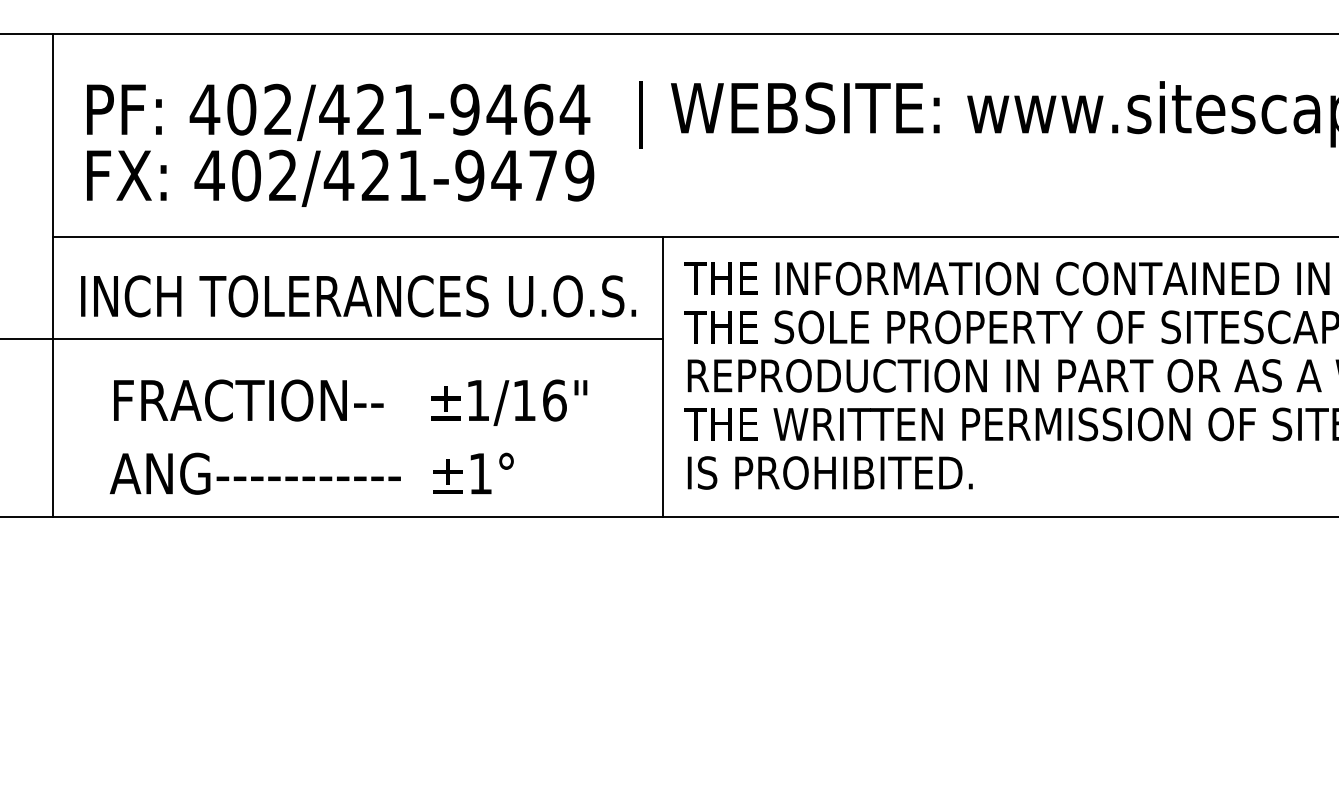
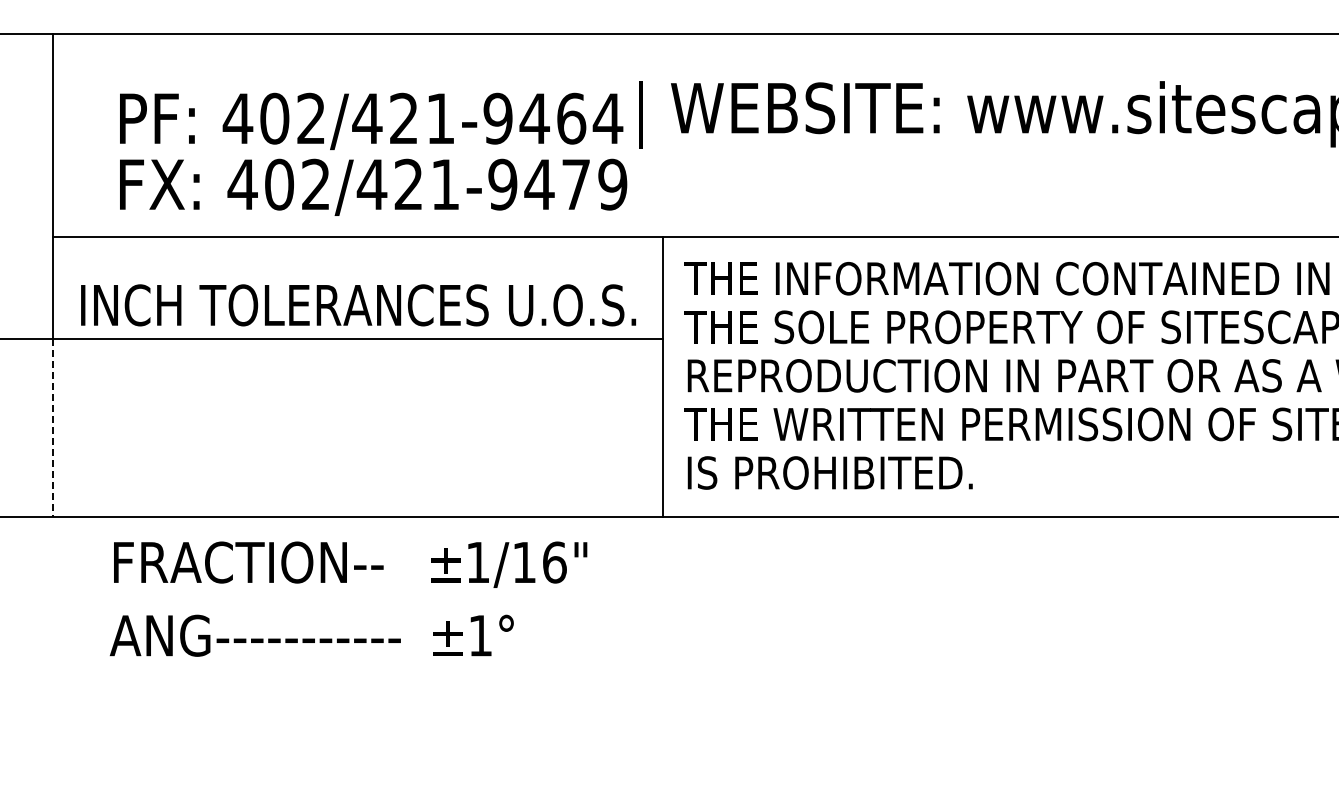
text position: (340, 144) -> (373, 153) (373, 153)
text position: (358, 296) -> (358, 305) (358, 305)
line: solid -> dashed (52, 428)
text position: (348, 436) -> (348, 598) (348, 598)
